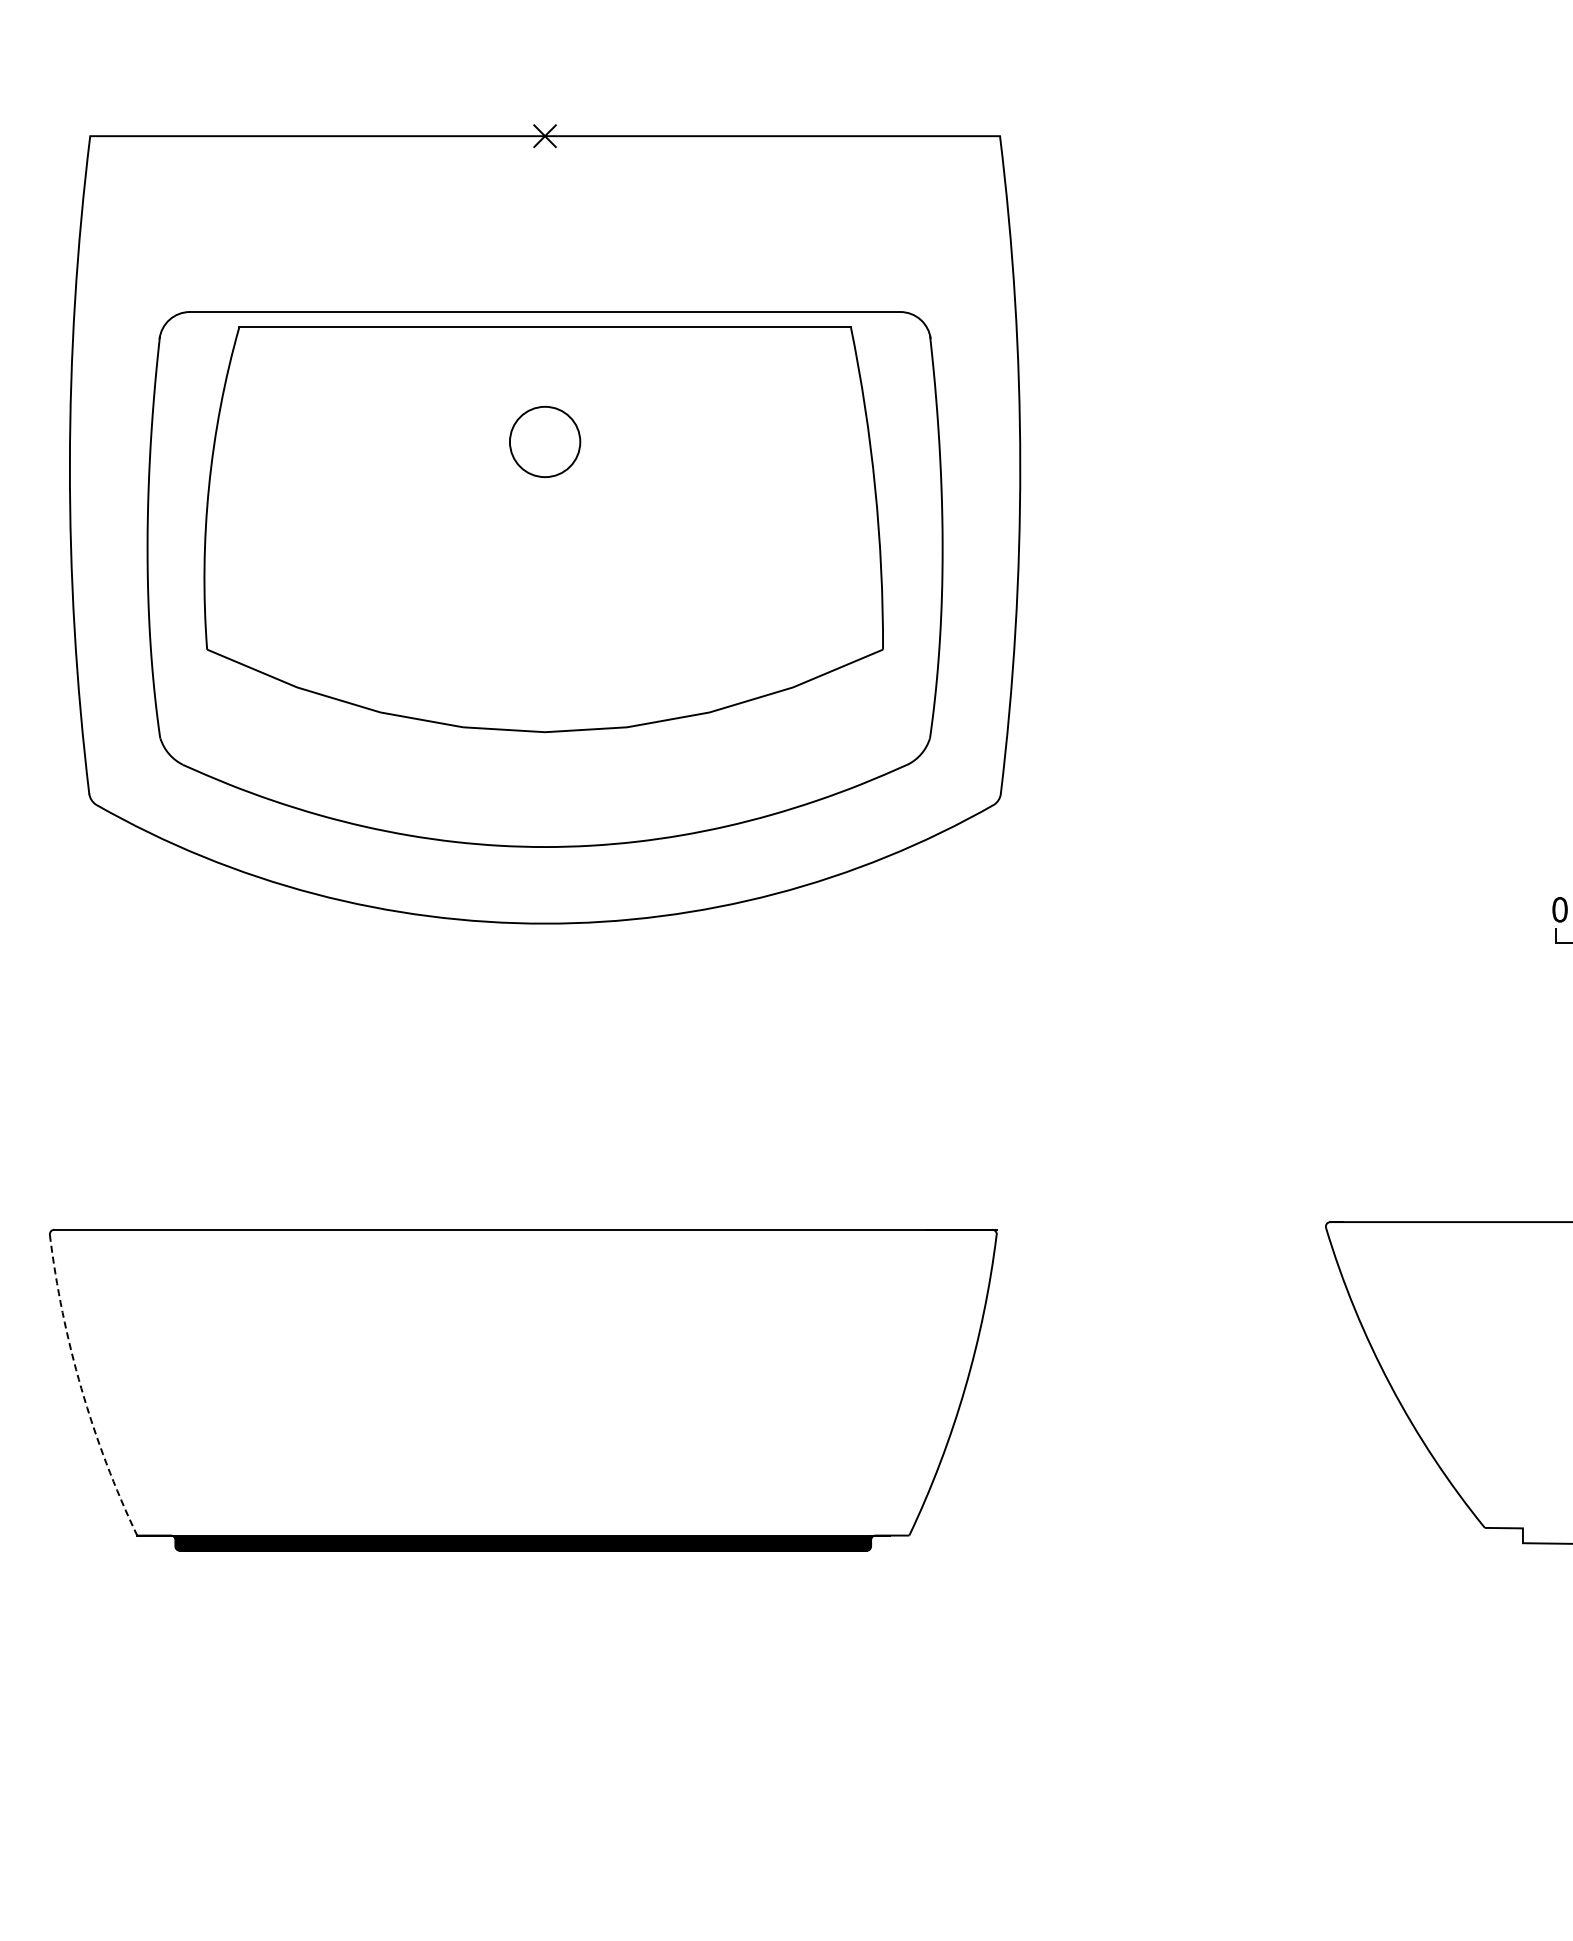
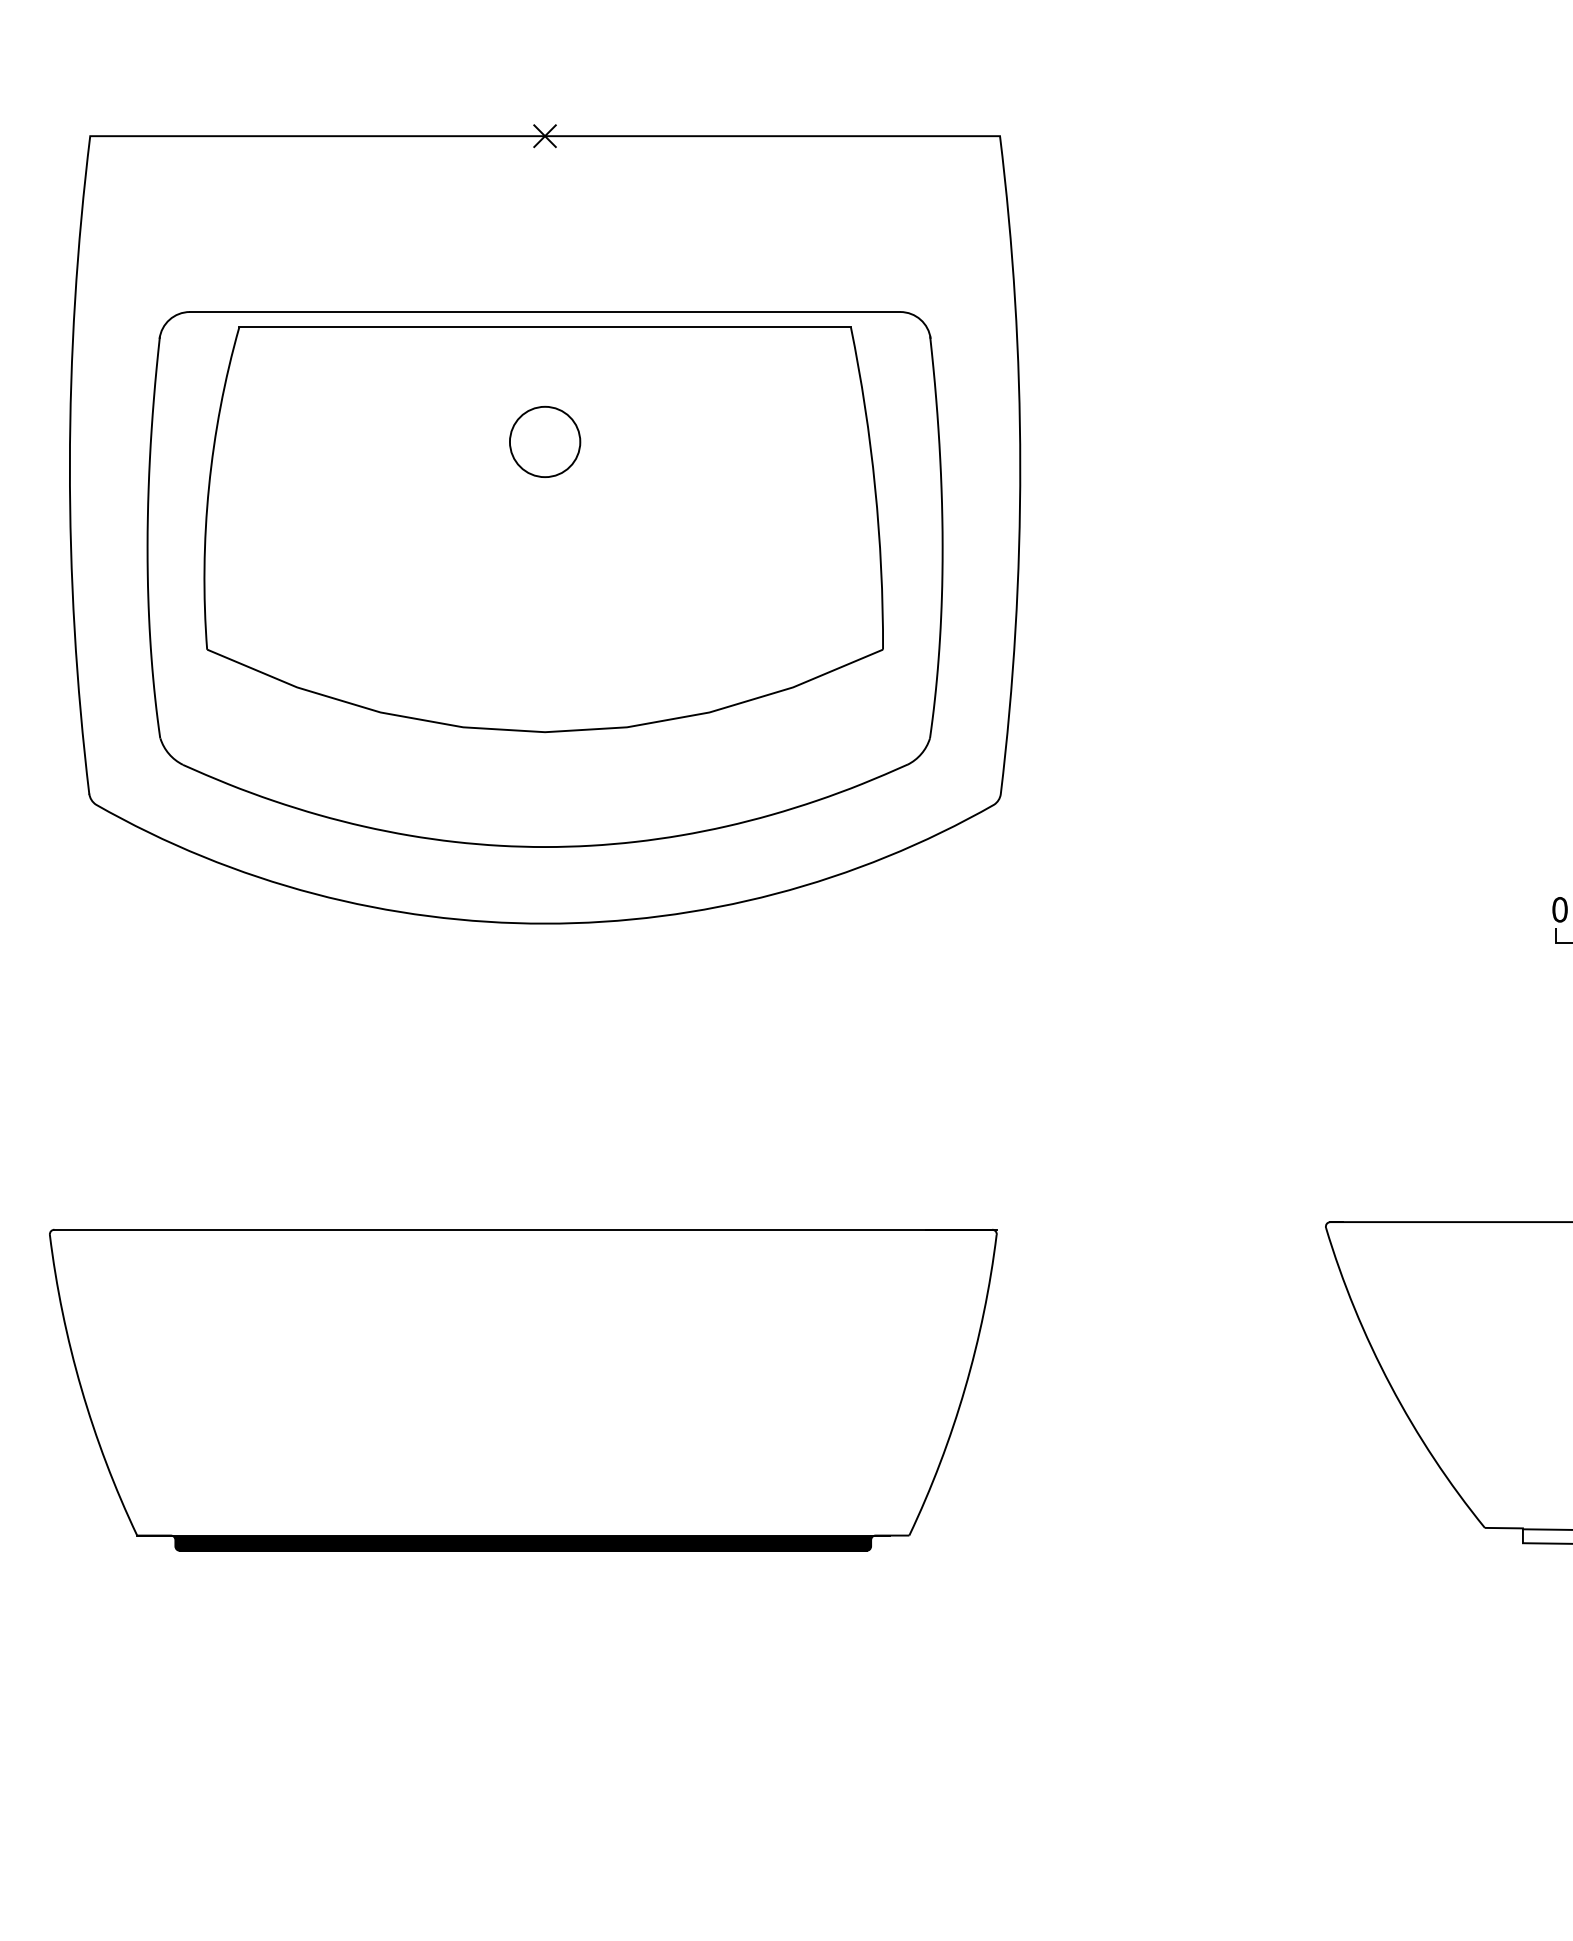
arc: dashed -> solid (81, 1388)
line: none -> present (1545, 1529)
